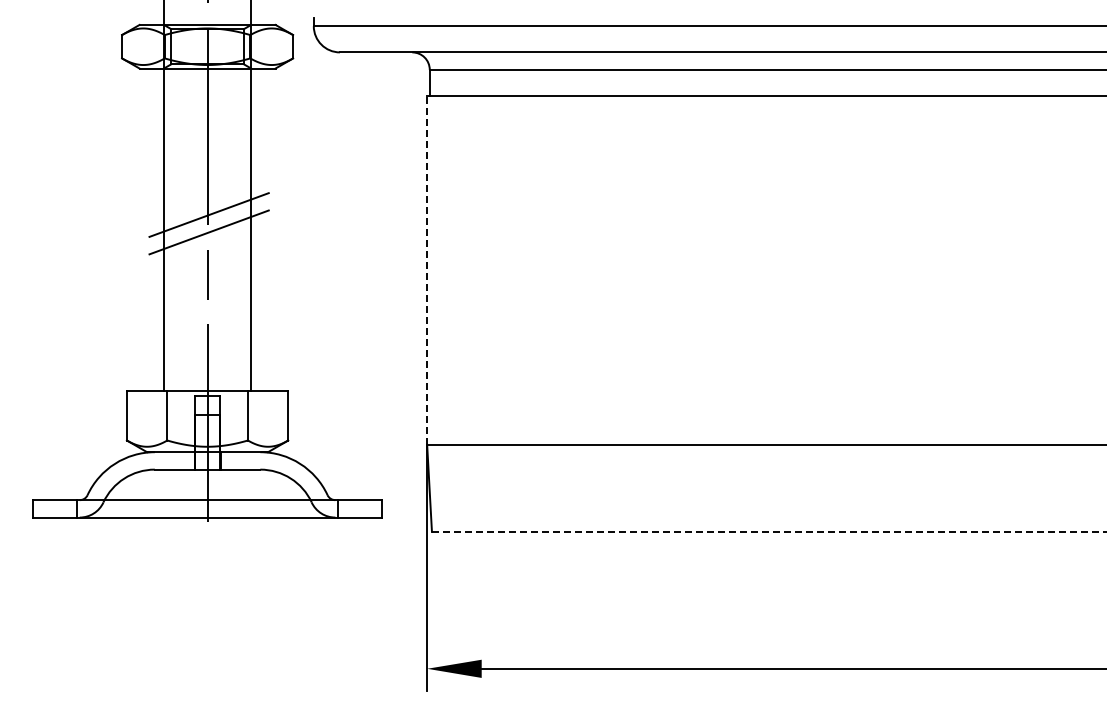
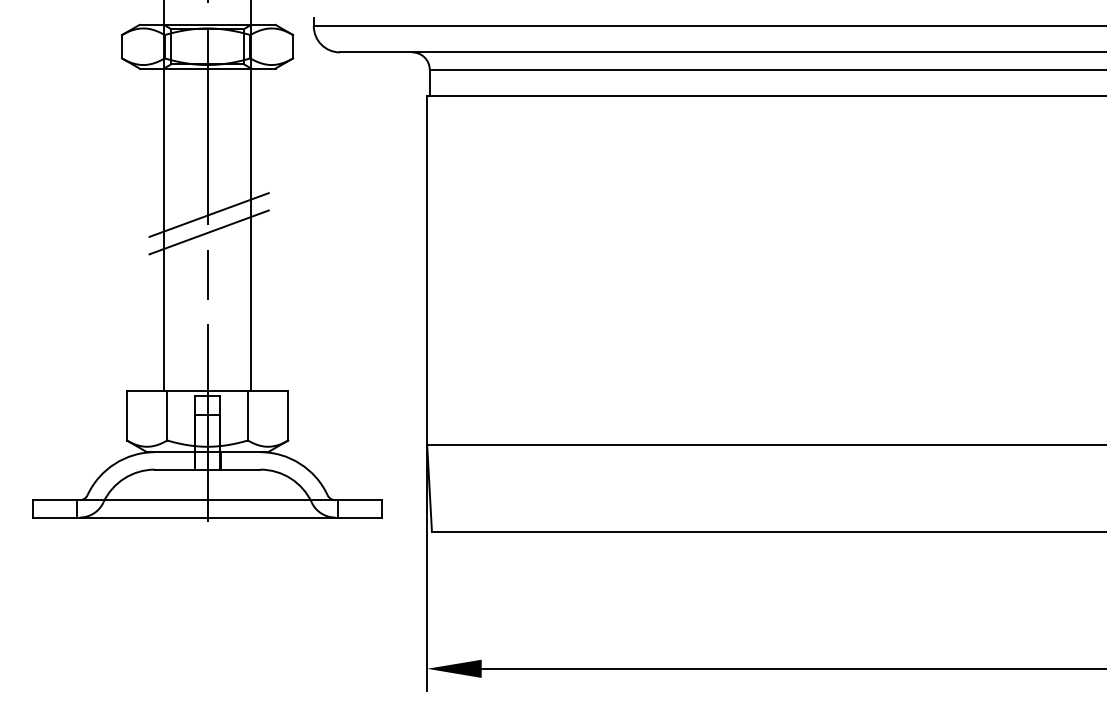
line: dashed -> solid (427, 269)
line: dashed -> solid (768, 531)
